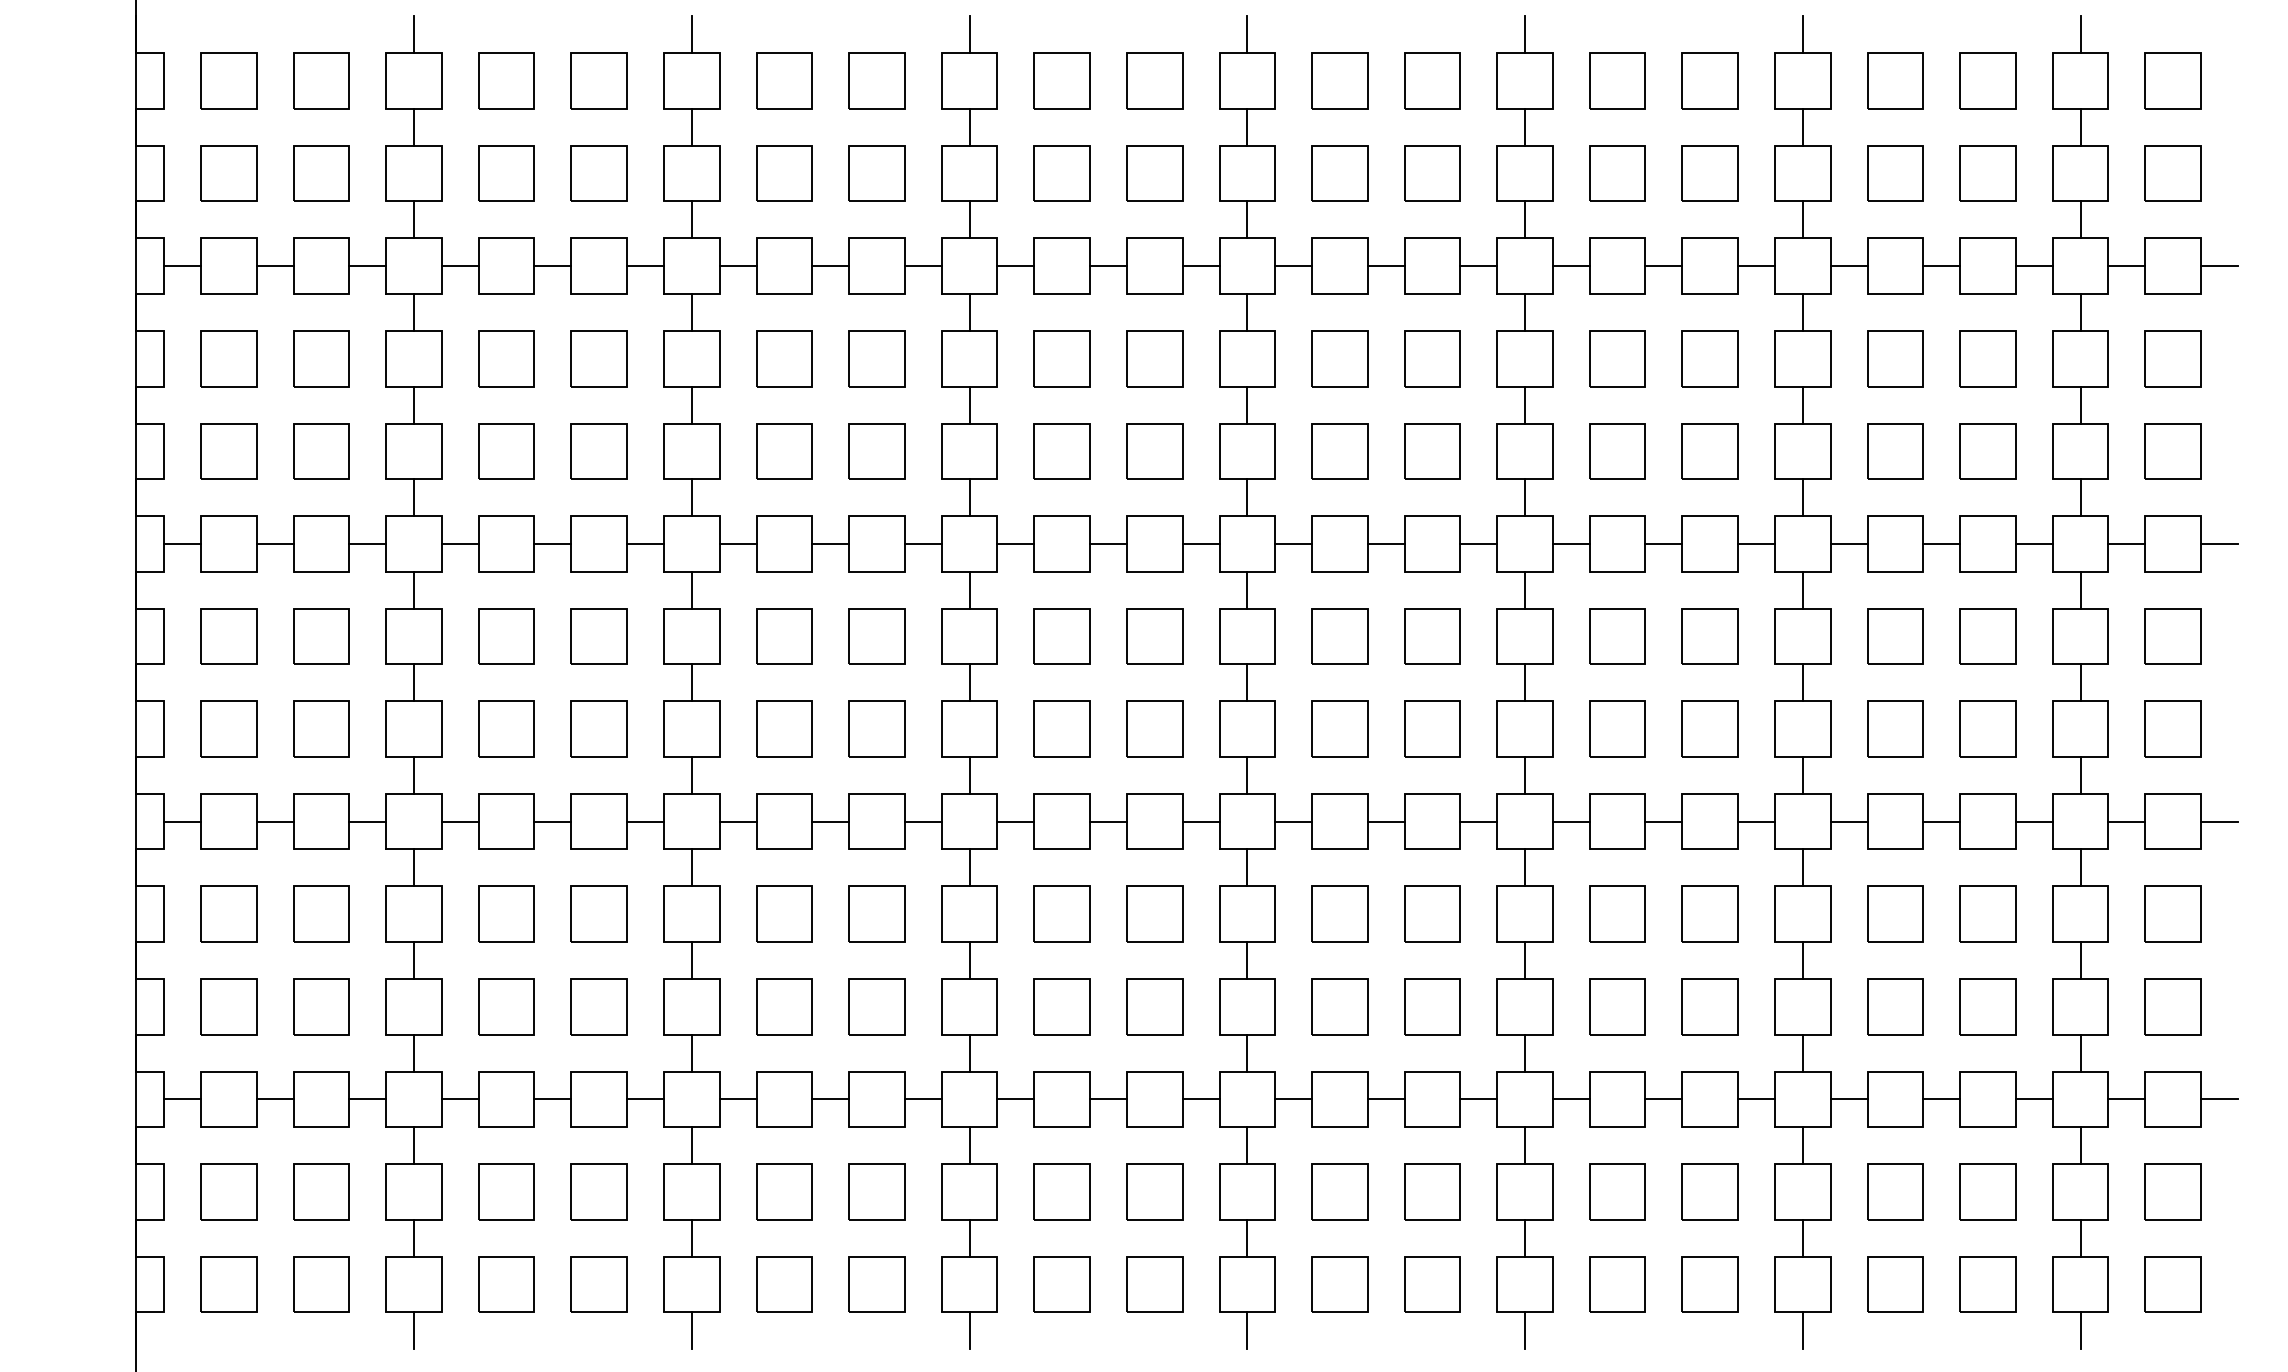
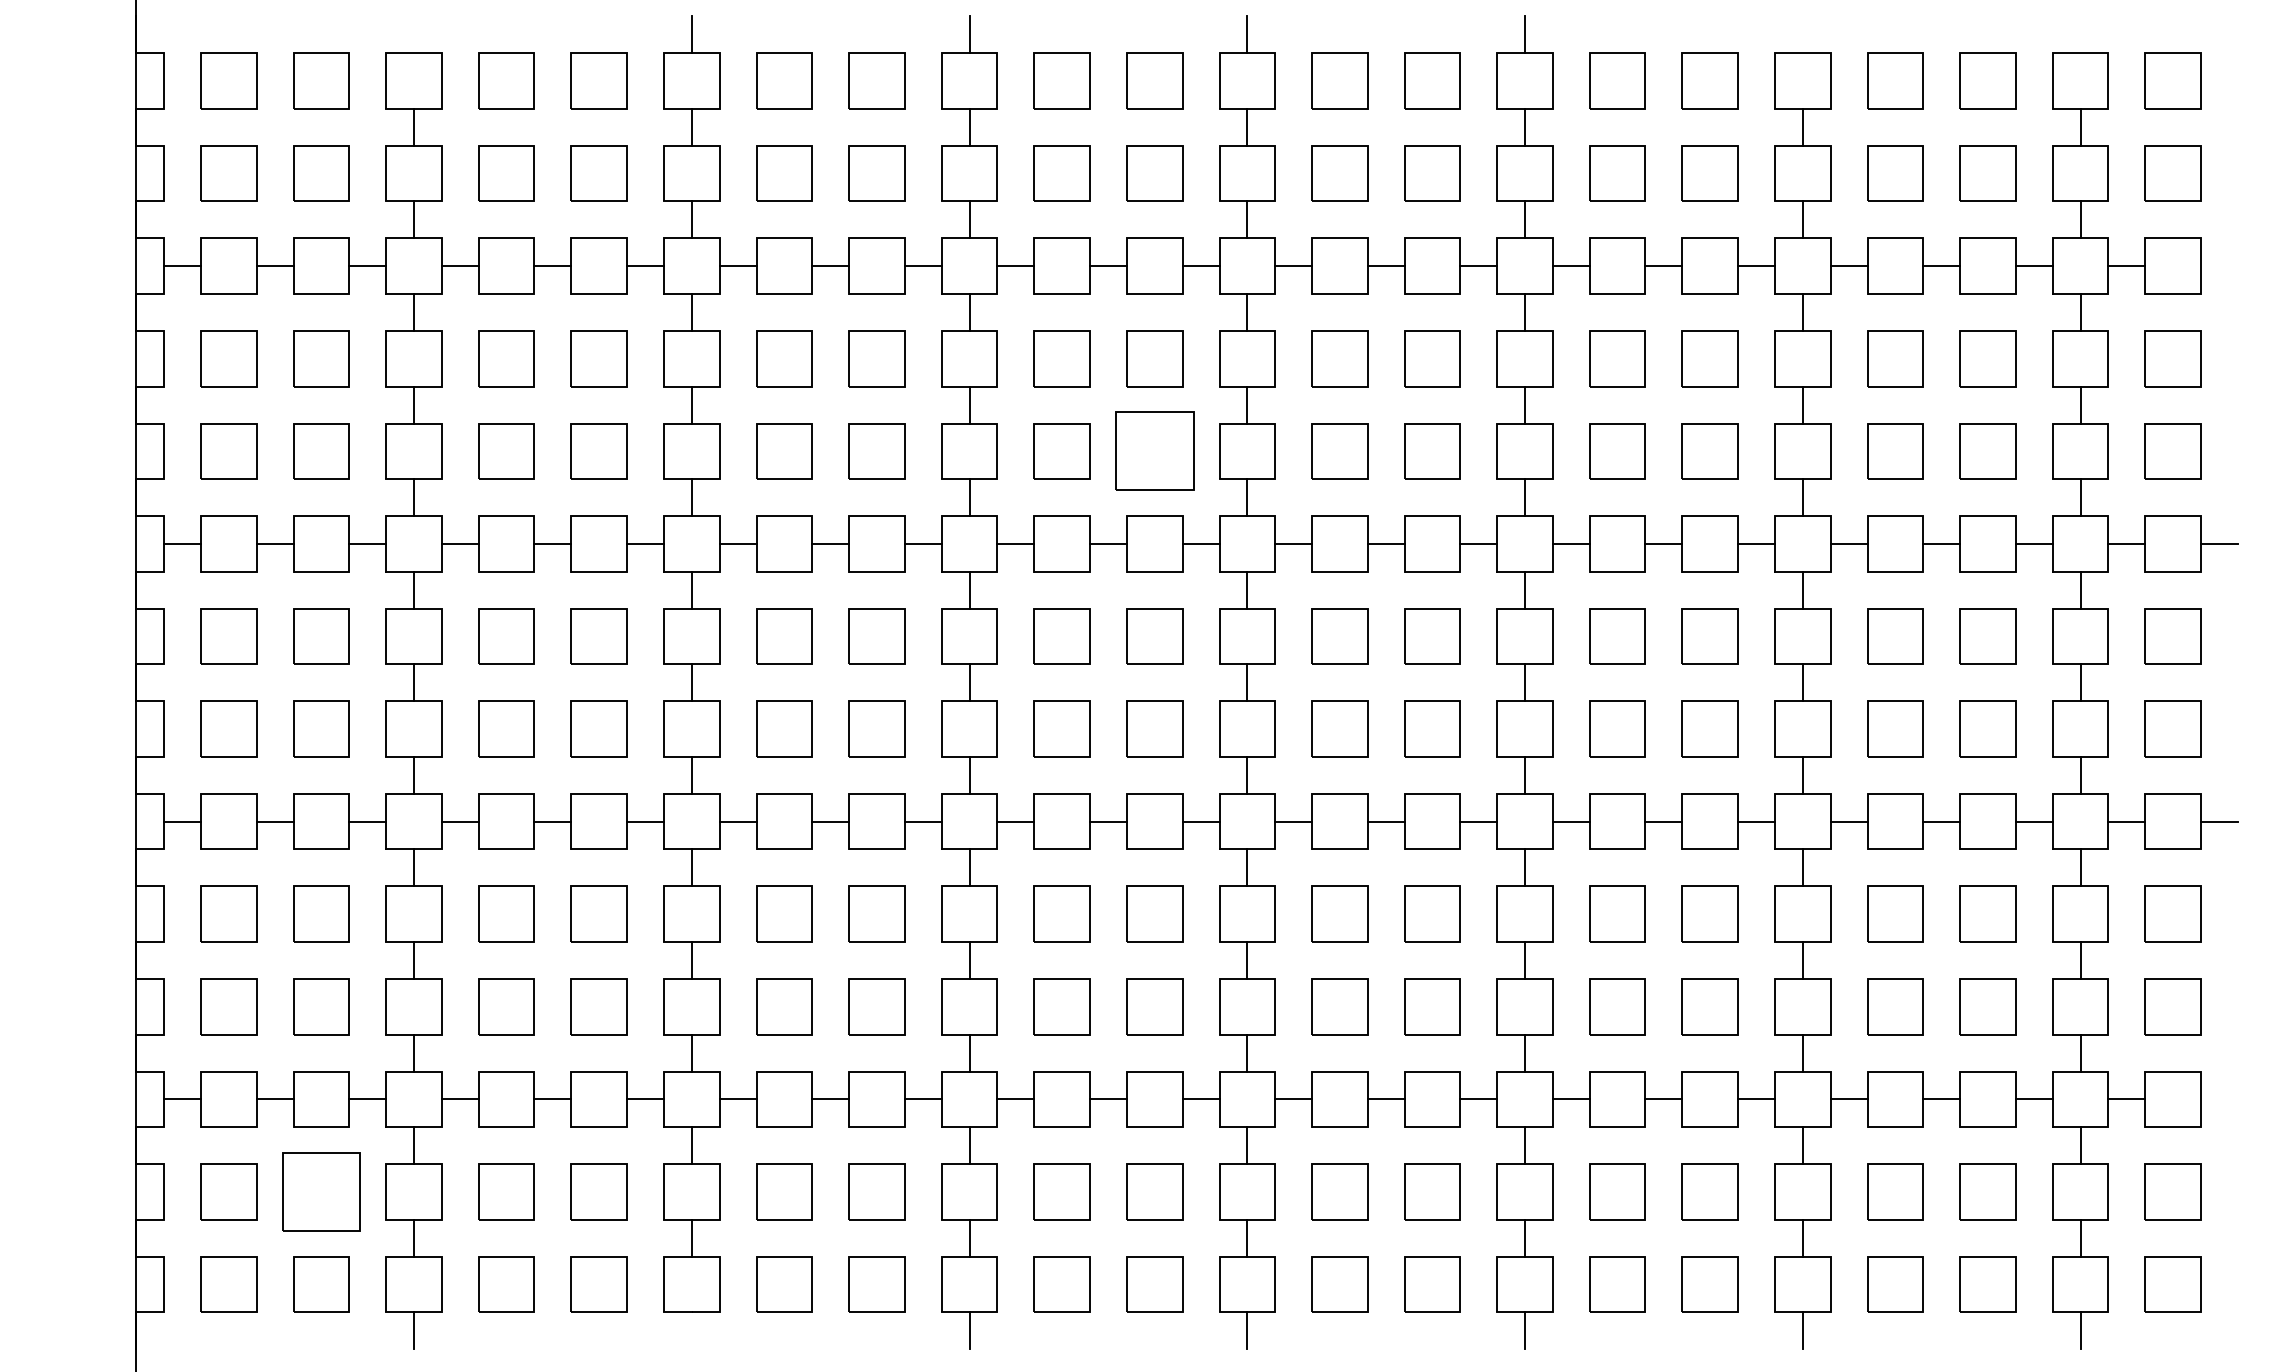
line: present -> none (414, 34)
line: present -> none (1802, 34)
line: present -> none (2080, 34)
line: present -> none (2218, 266)
part size: 58x57 px -> 80x80 px (1154, 450)
line: present -> none (2218, 1099)
part size: 57x58 px -> 79x80 px (321, 1191)
line: present -> none (691, 1330)
